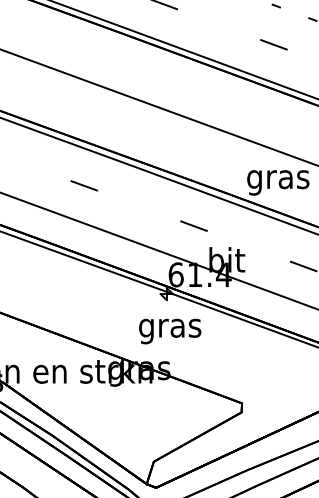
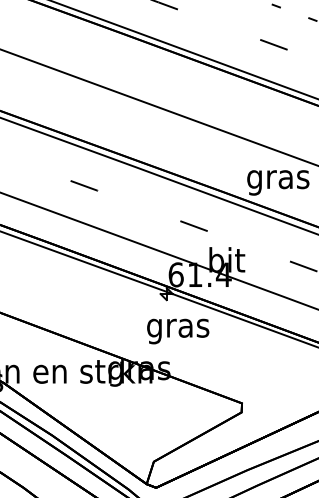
text position: (170, 331) -> (178, 331) (178, 331)
